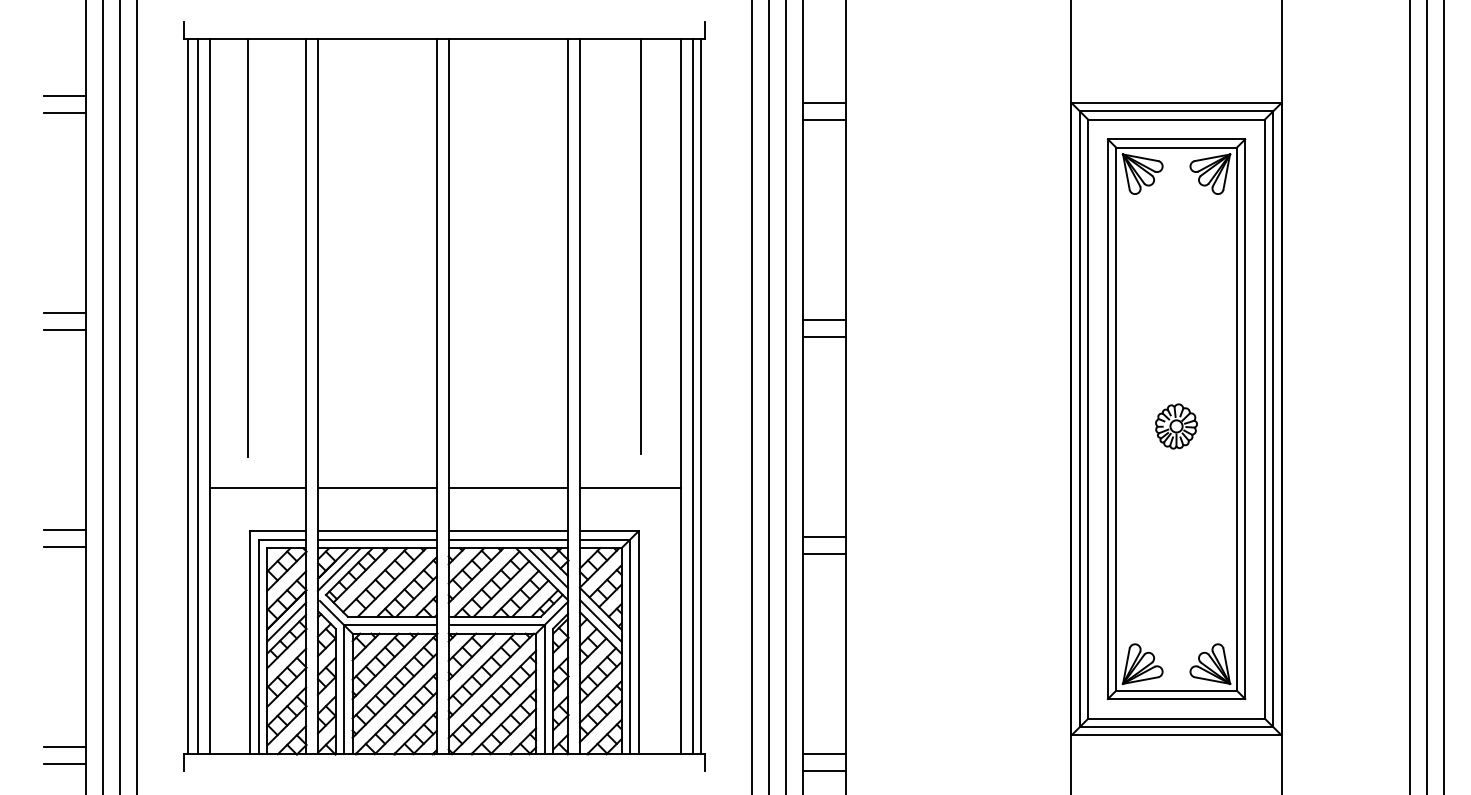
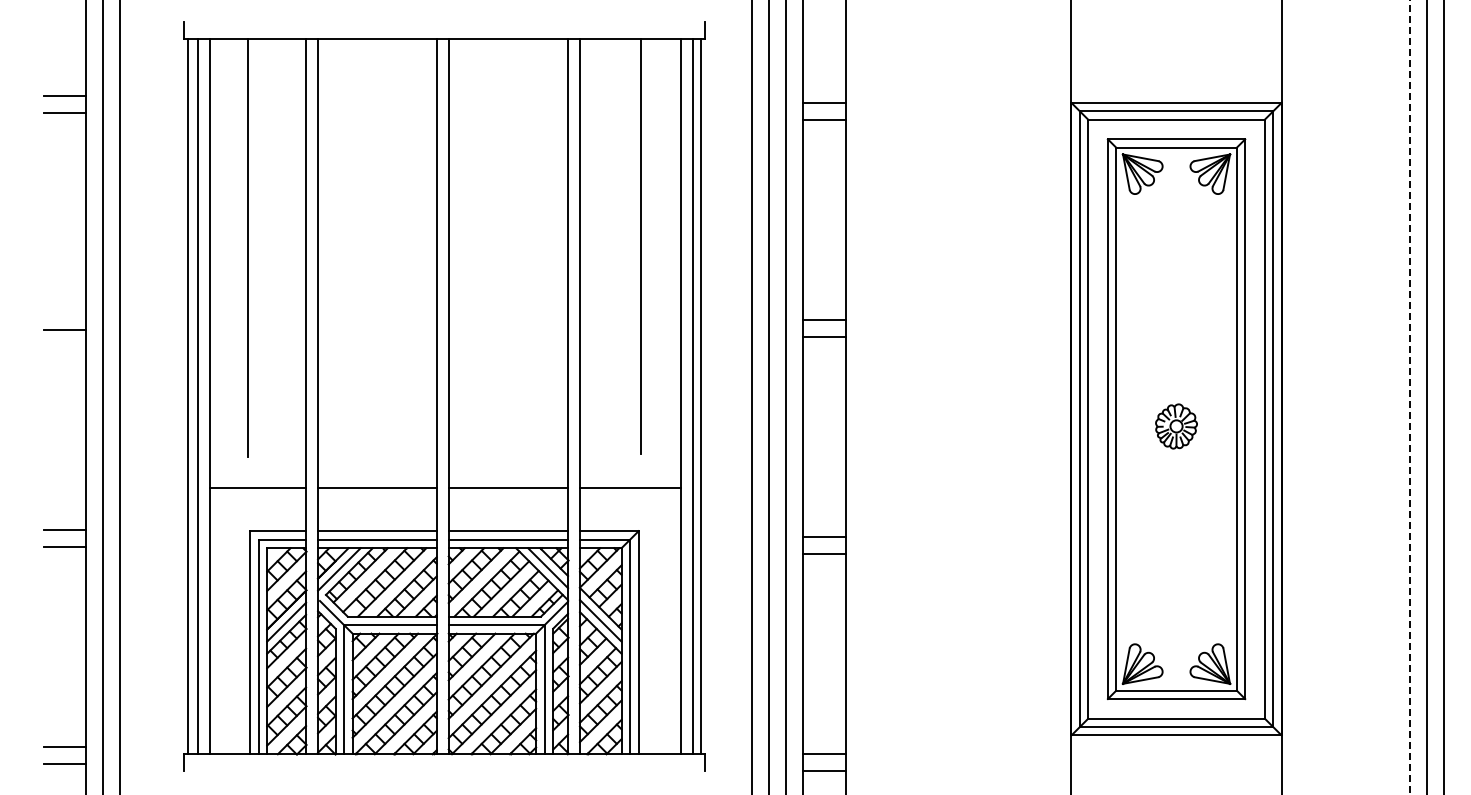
line: present -> none (64, 313)
line: present -> none (136, 396)
line: solid -> dashed (1409, 397)
